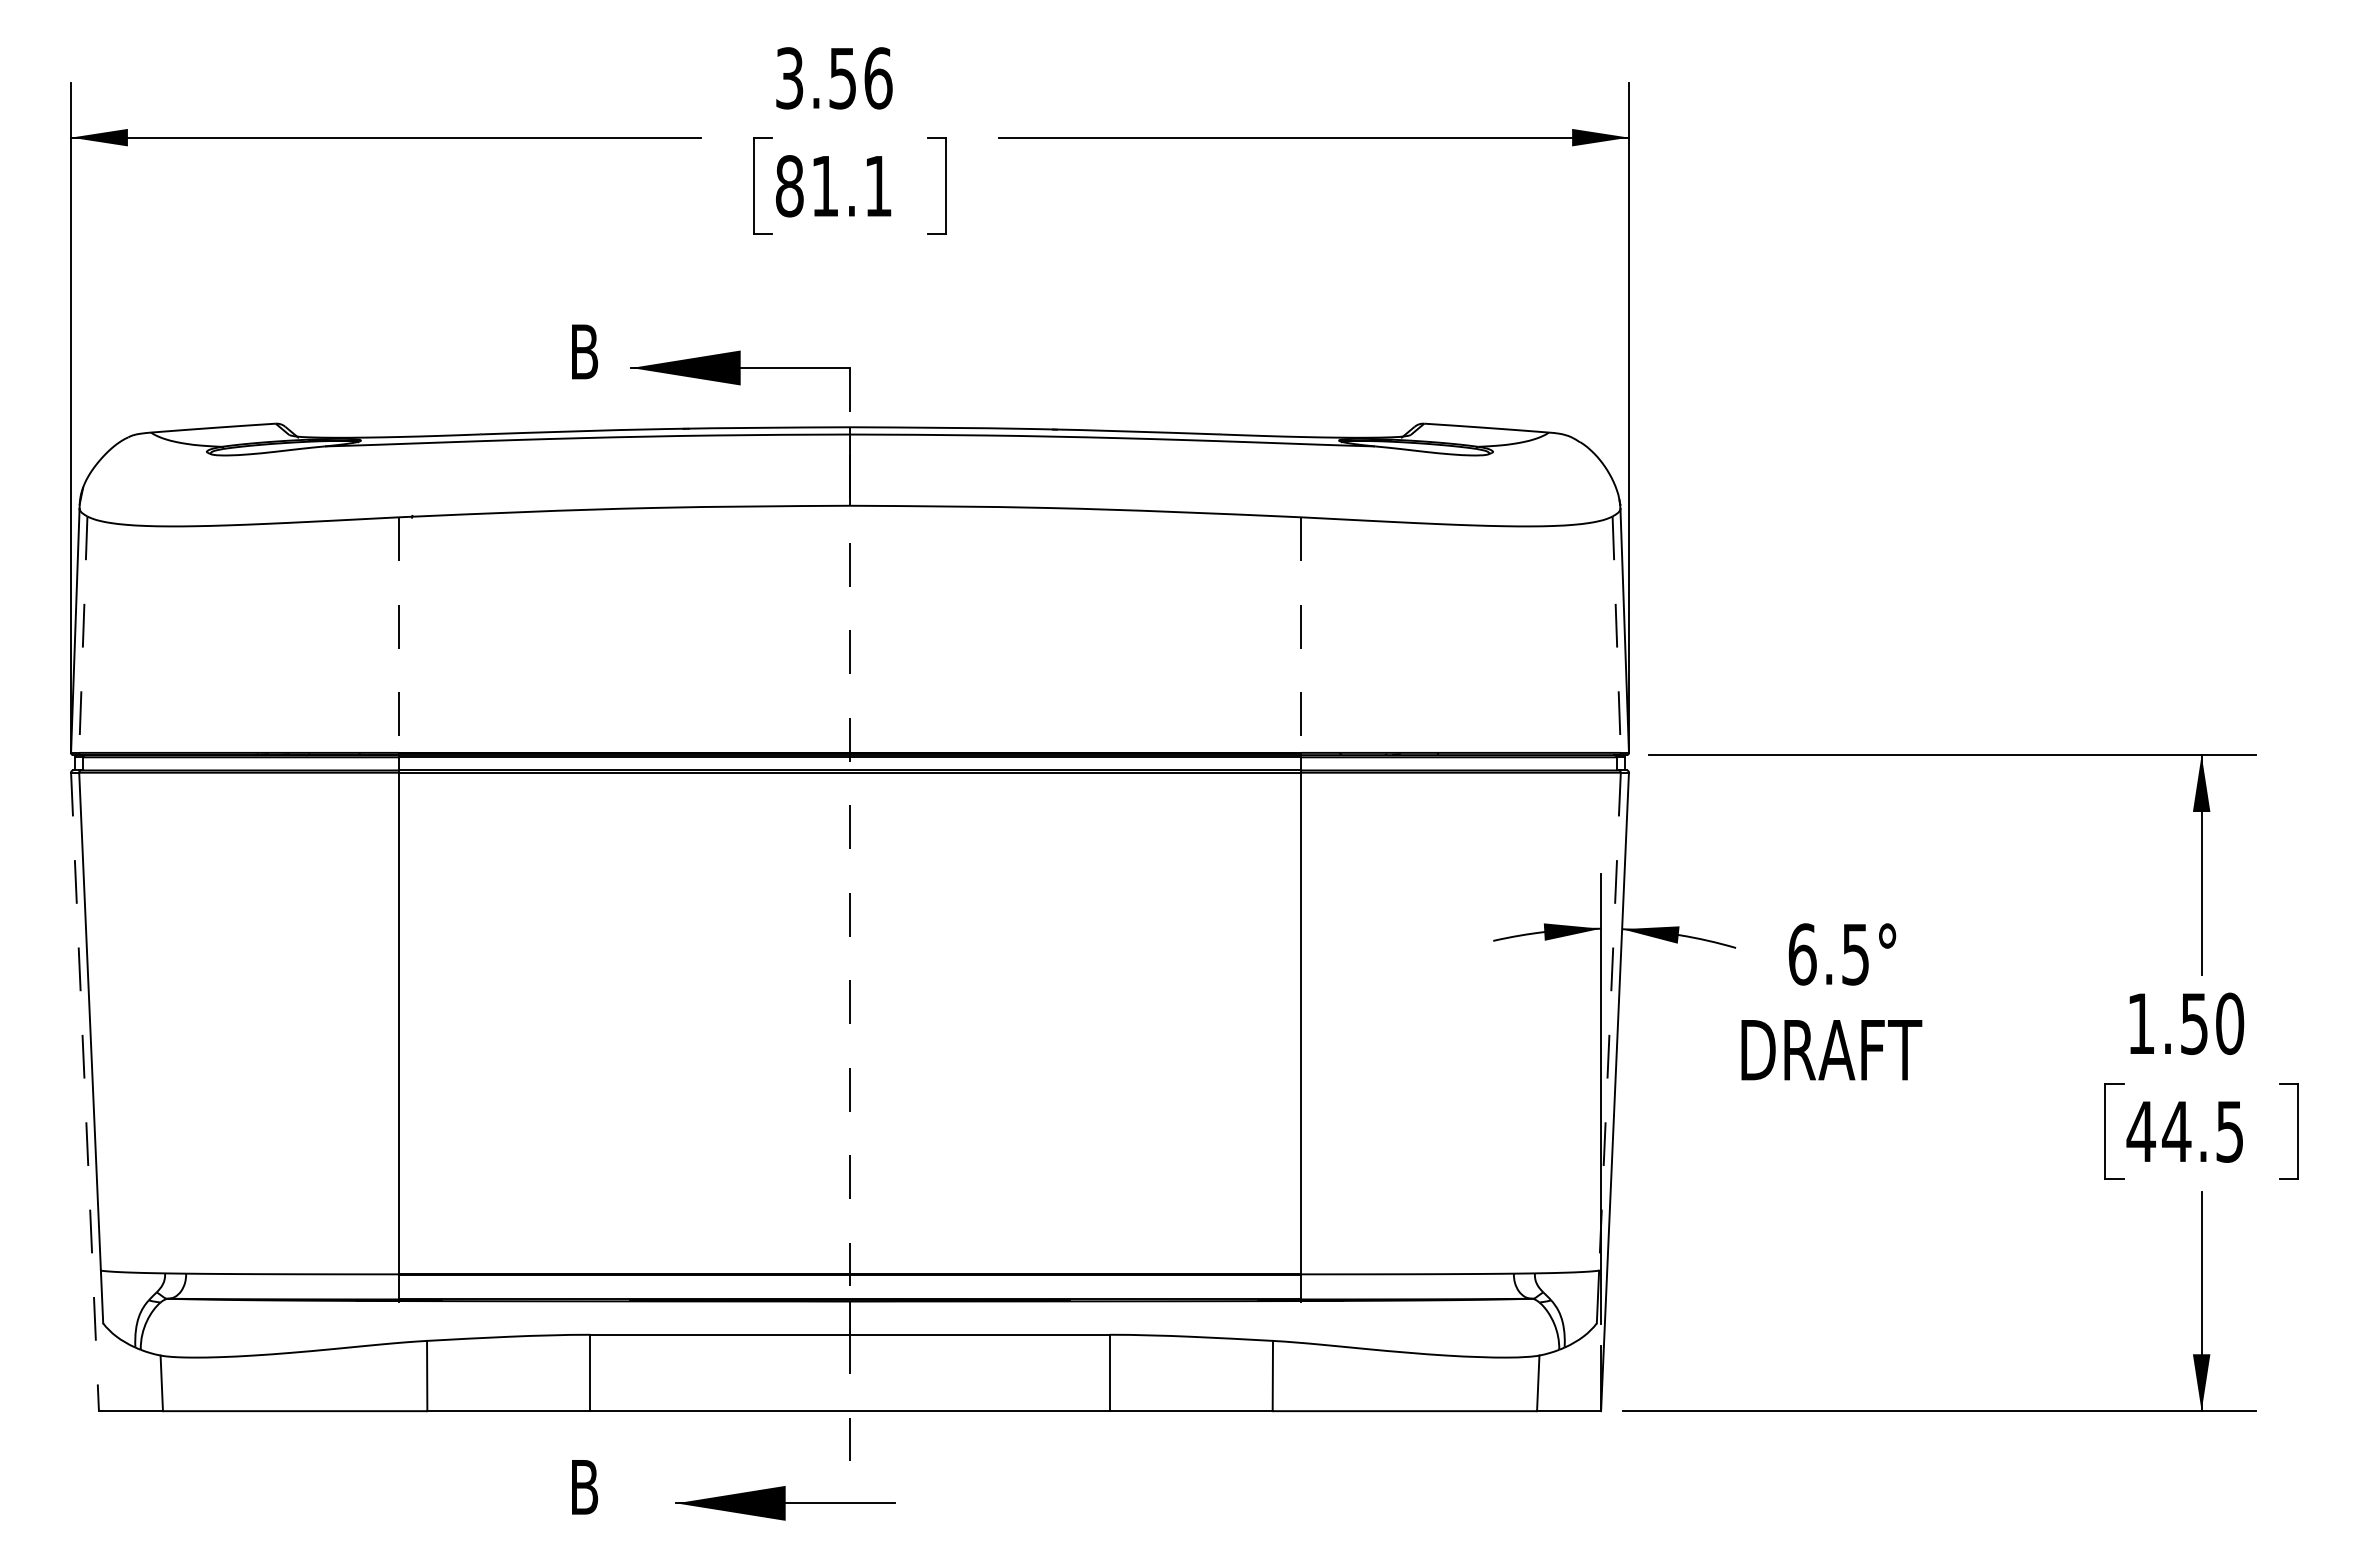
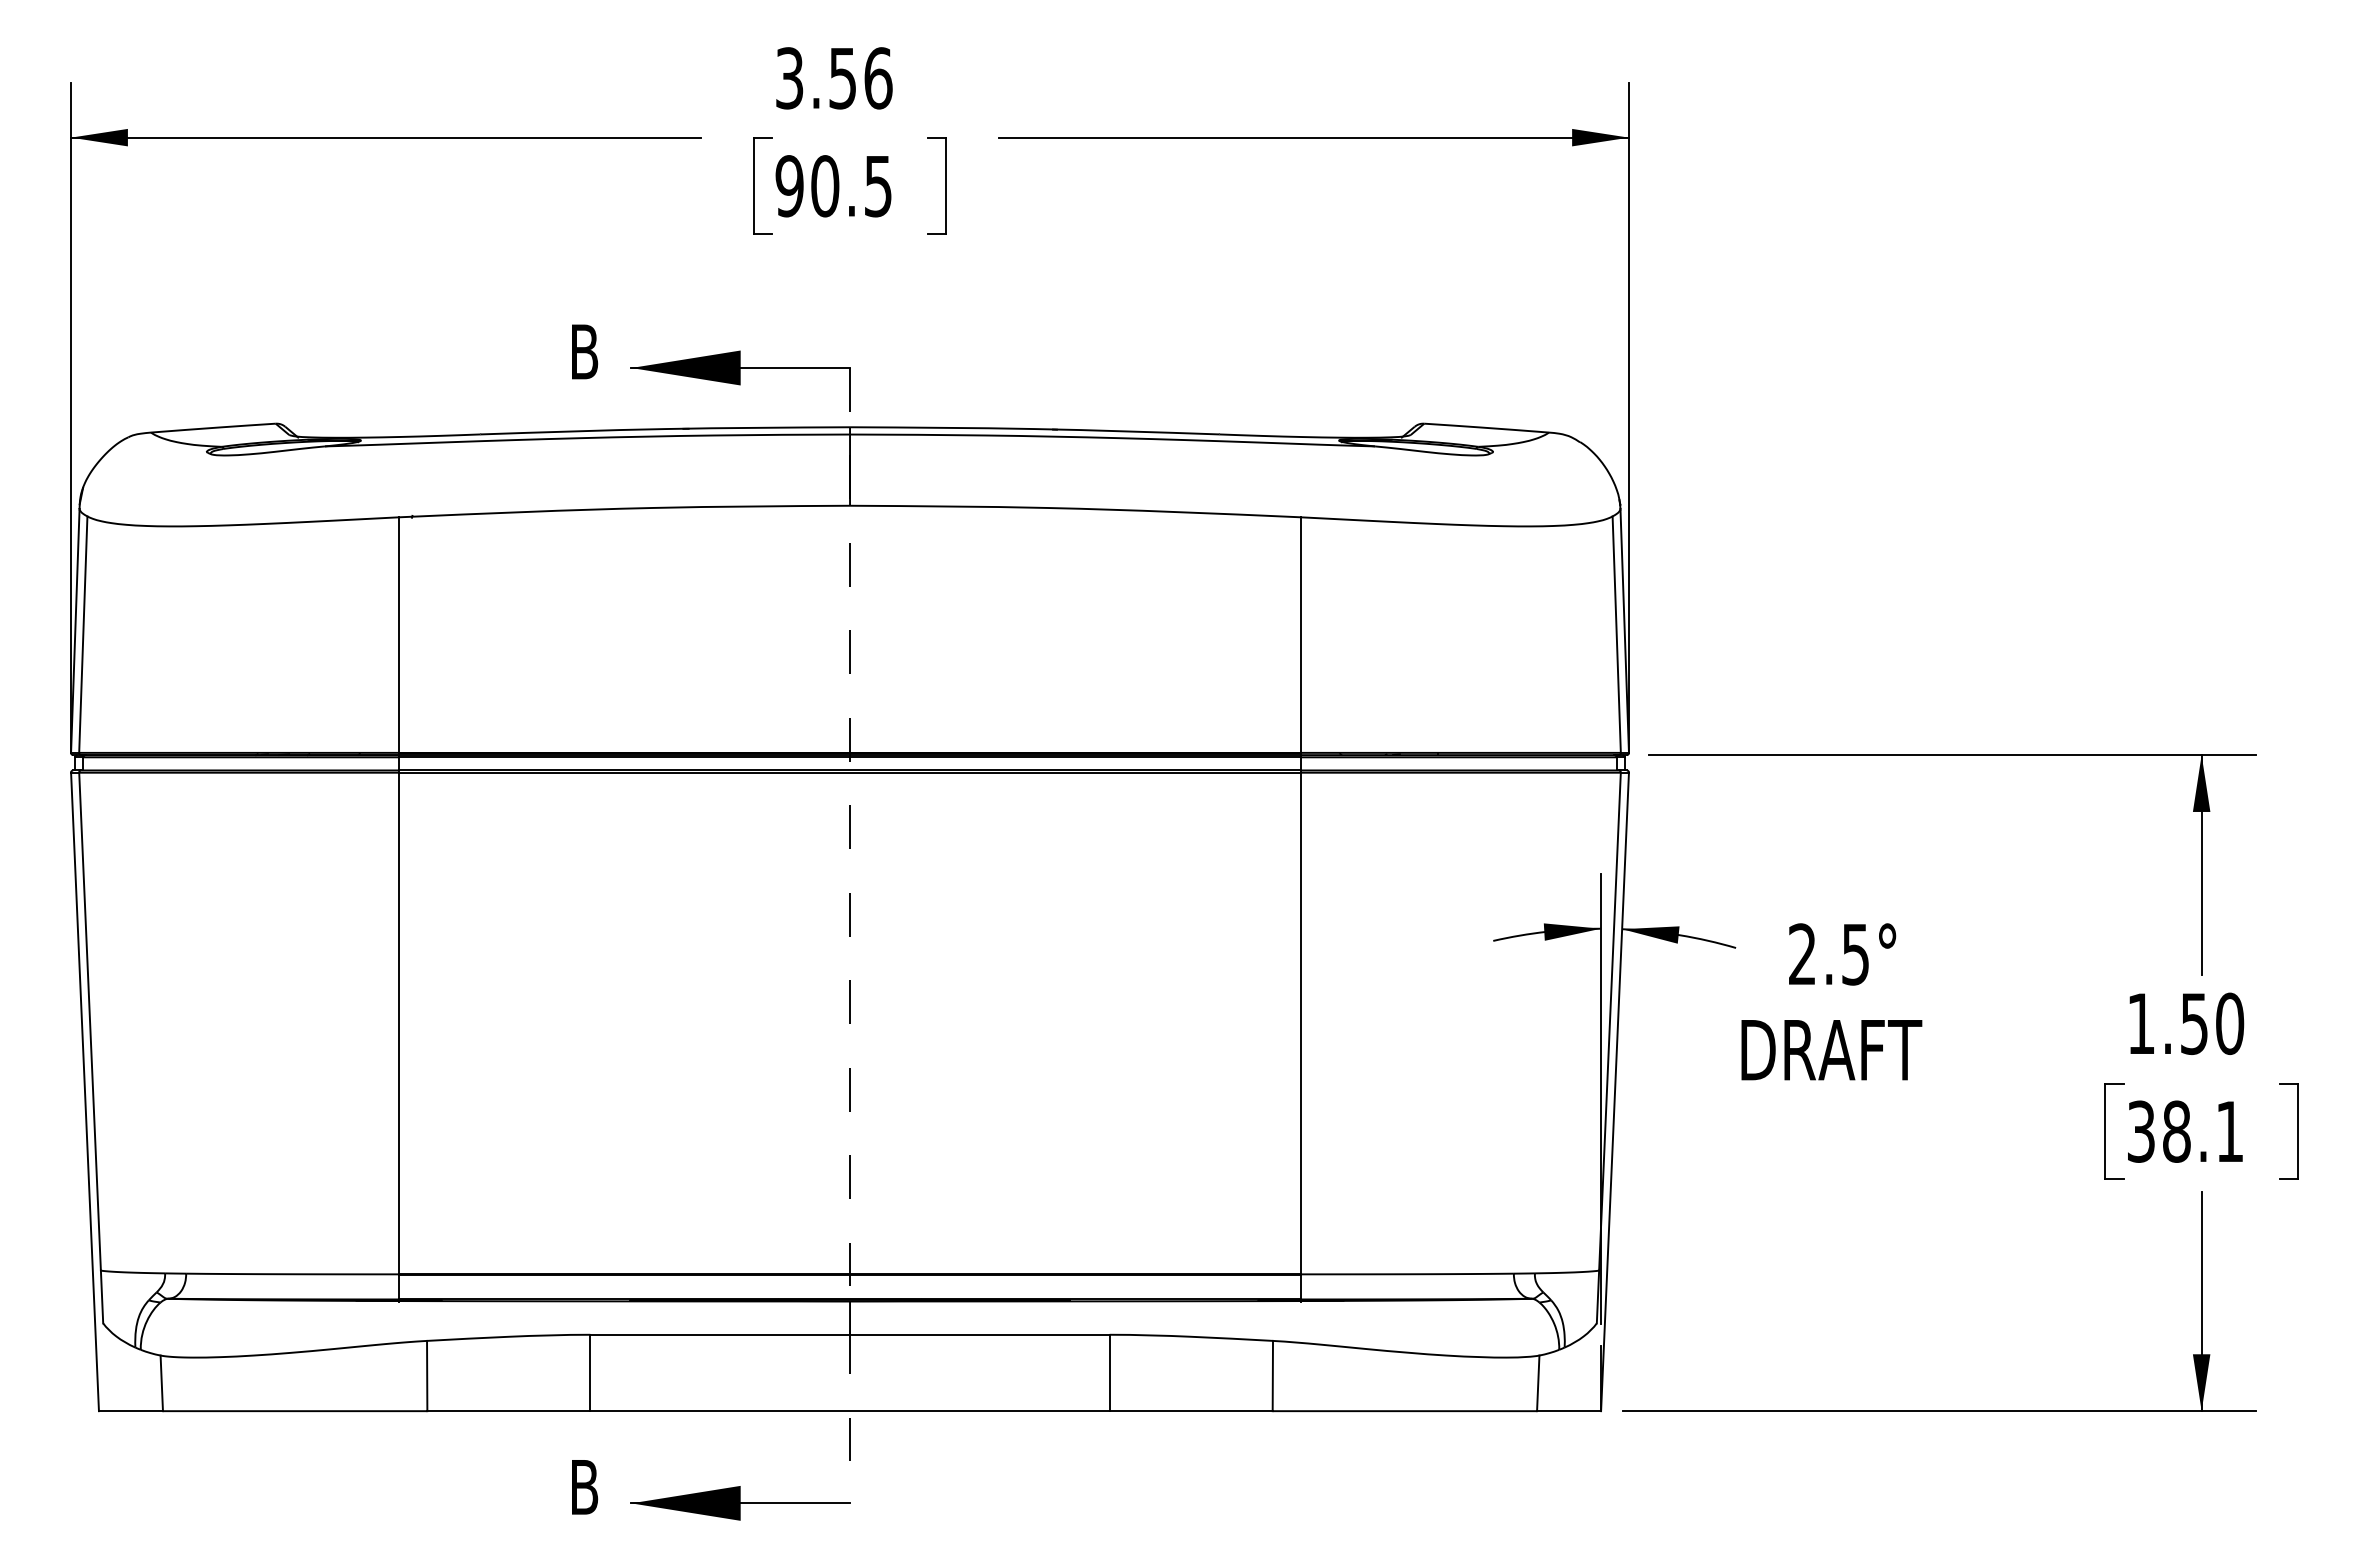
text: 81.1 -> 90.5 (833, 186)
line: dashed -> solid (83, 635)
line: dashed -> solid (399, 635)
line: dashed -> solid (1301, 635)
line: dashed -> solid (1616, 635)
text: 6.5° -> 2.5° (1802, 954)
line: dashed -> solid (1609, 1022)
line: dashed -> solid (85, 1091)
text: 44.5 -> 38.1 (2184, 1131)
part position: (785, 1503) -> (740, 1503) (740, 1503)
